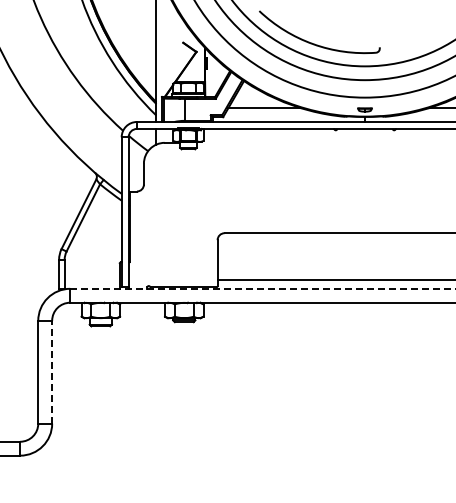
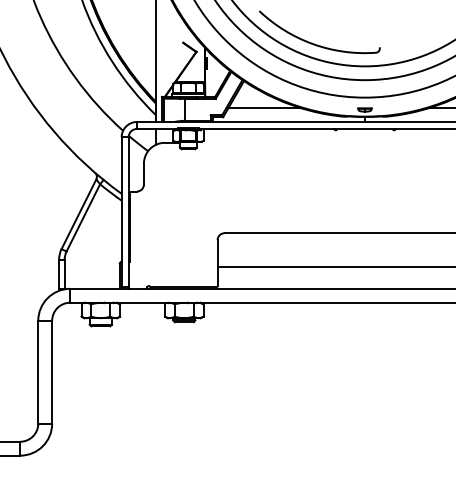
line position: (334, 279) -> (334, 266) (334, 266)
line: dashed -> solid (263, 288)
line: dashed -> solid (52, 371)
